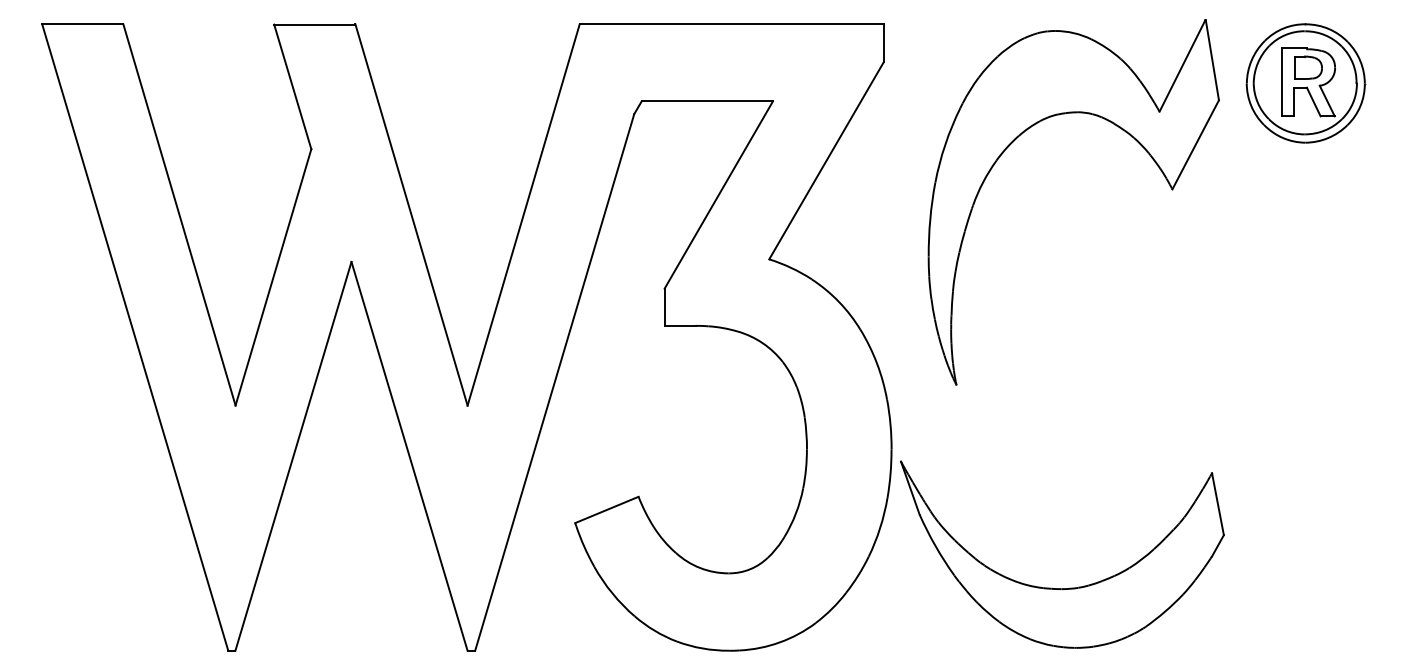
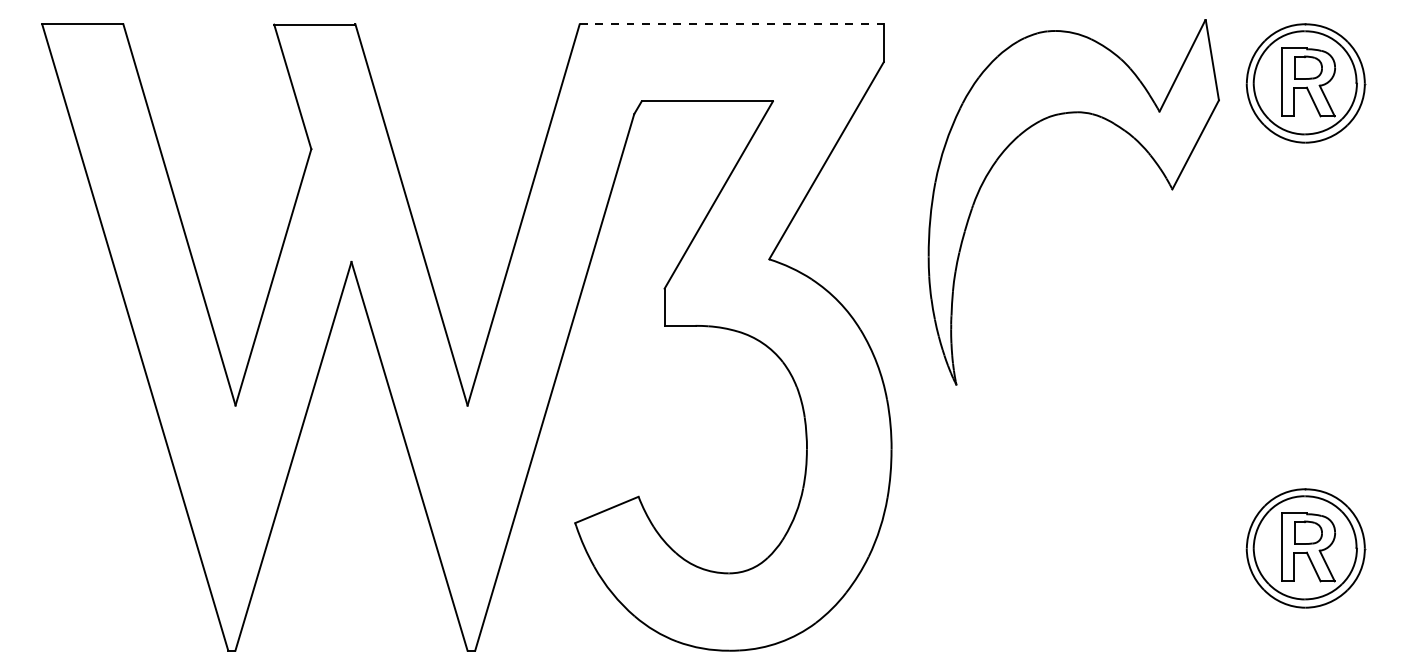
line: solid -> dashed (732, 24)
part: none -> present (1305, 548)
part: present -> none (1069, 587)
